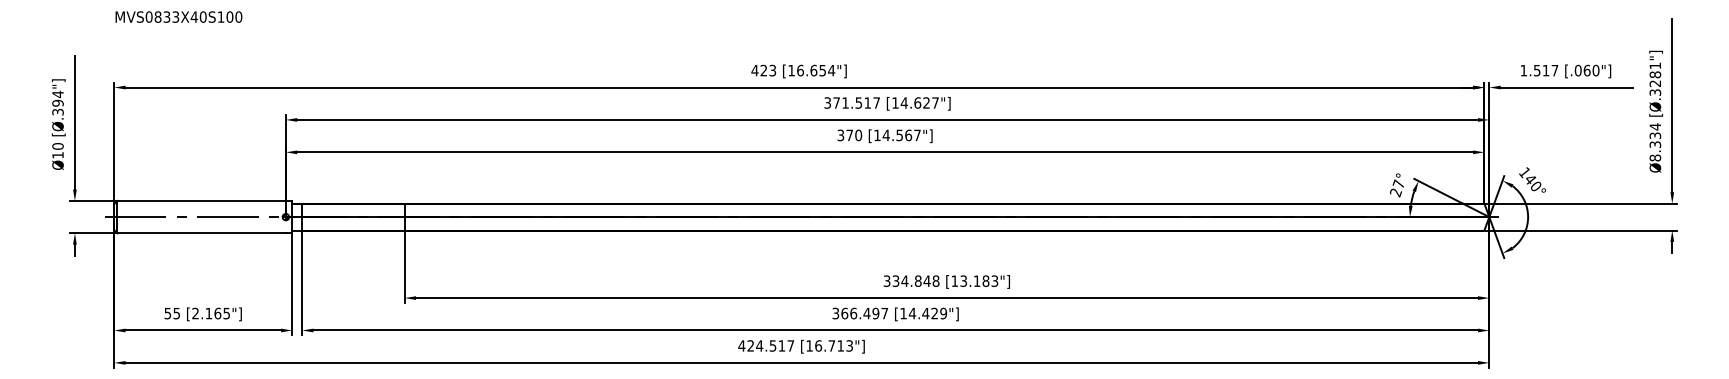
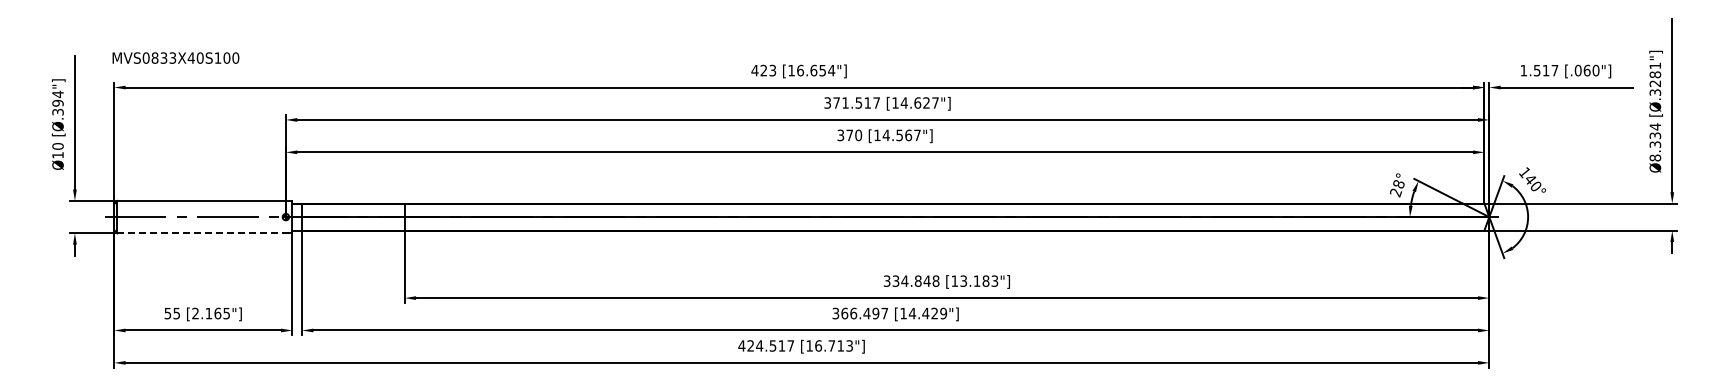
text position: (178, 16) -> (175, 57) (175, 57)
text: 27° -> 28° (1398, 183)
line: solid -> dashed (202, 233)
